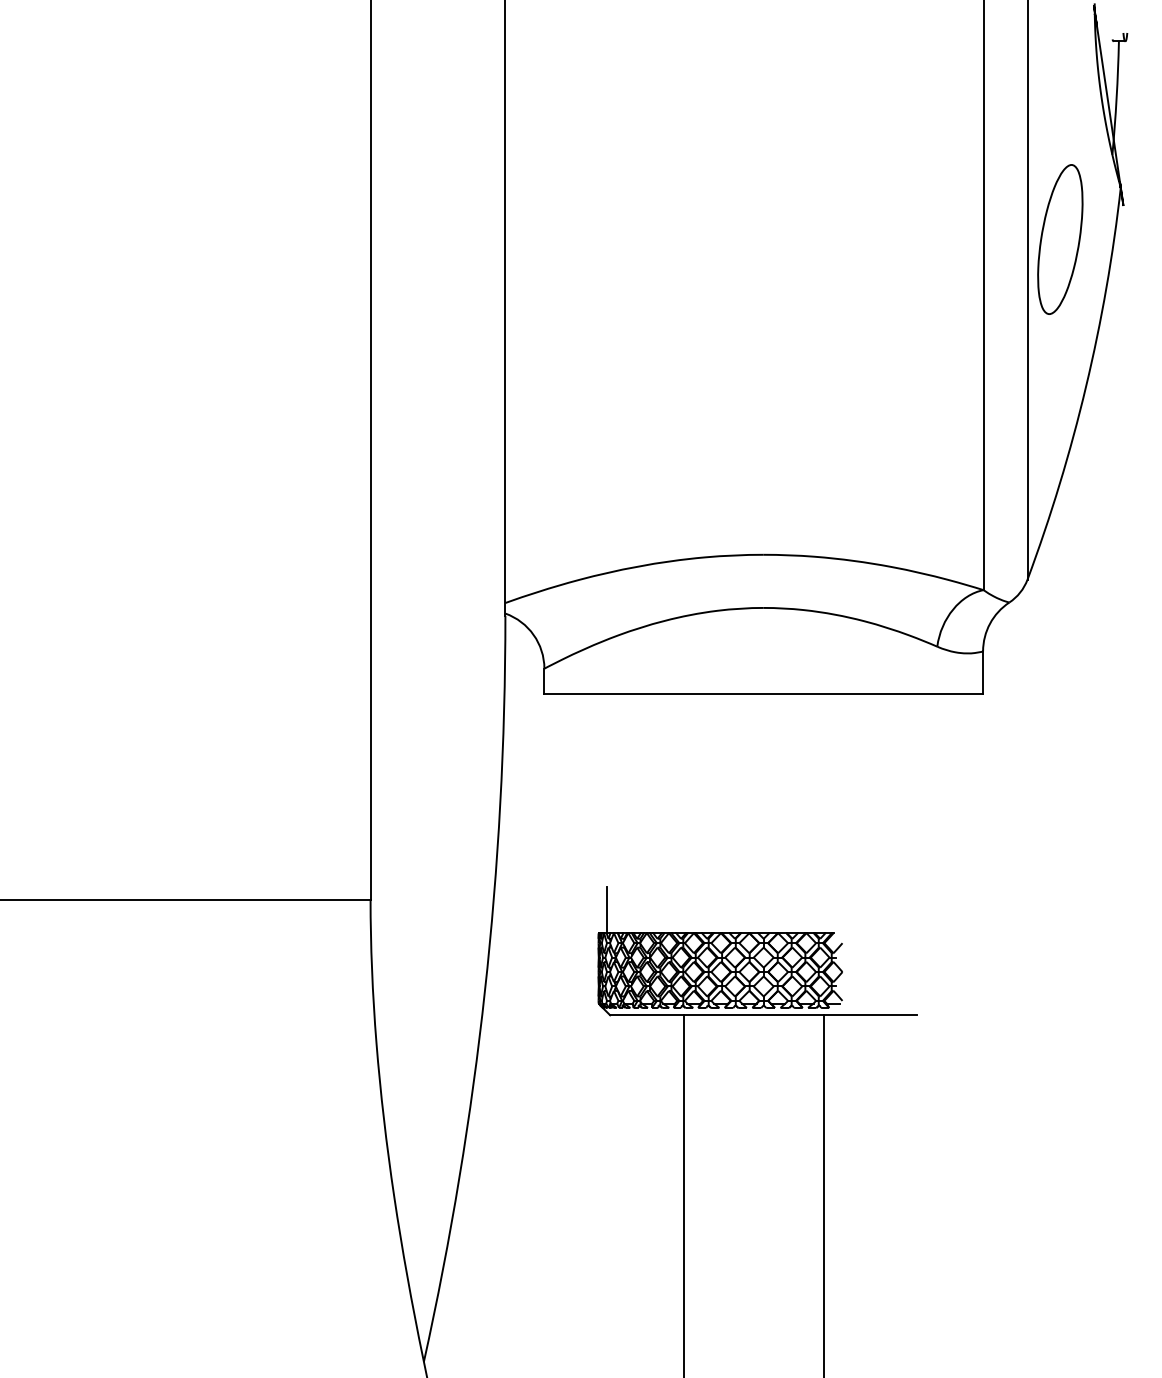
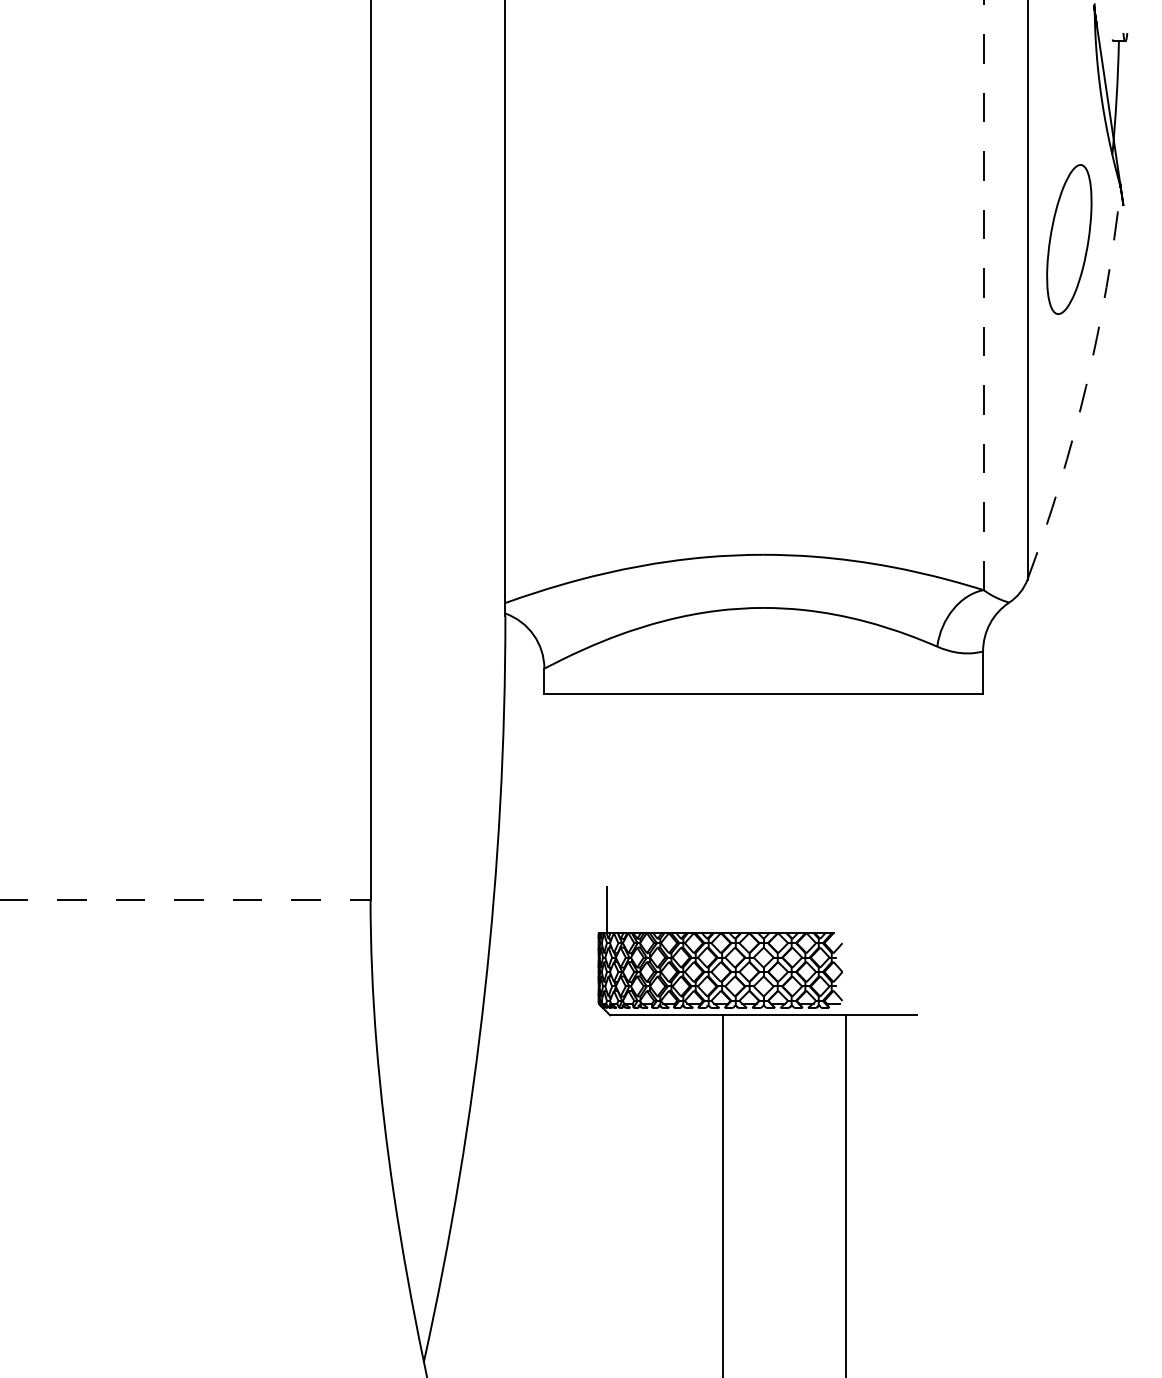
part position: (1060, 239) -> (1069, 239) (1069, 239)
line: solid -> dashed (983, 295)
arc: solid -> dashed (1086, 386)
line: solid -> dashed (185, 899)
line position: (684, 1194) -> (723, 1194) (723, 1194)
line position: (824, 1194) -> (846, 1194) (846, 1194)
